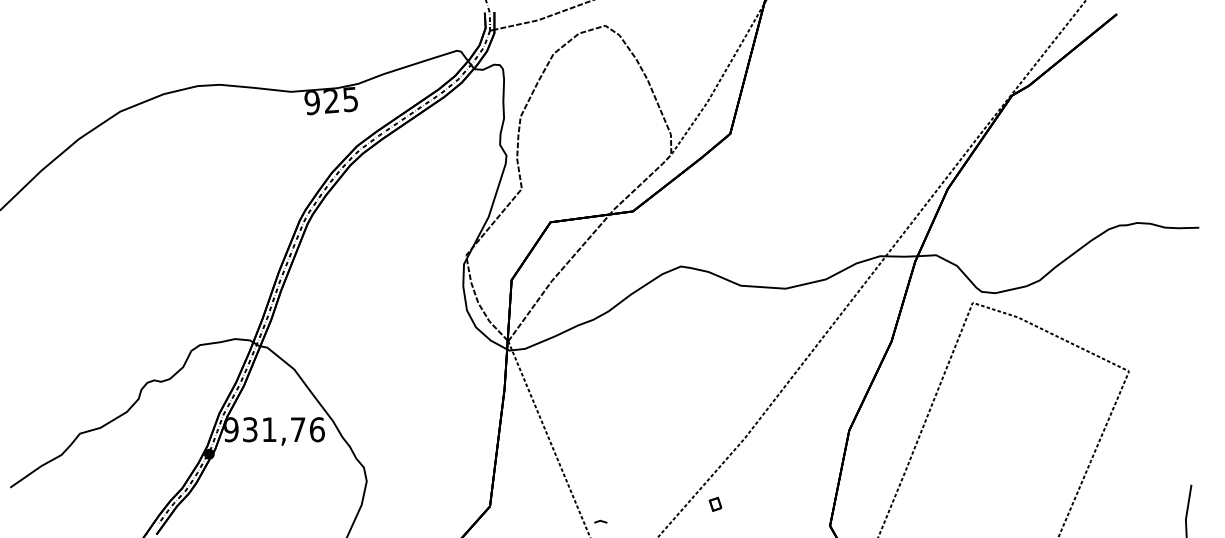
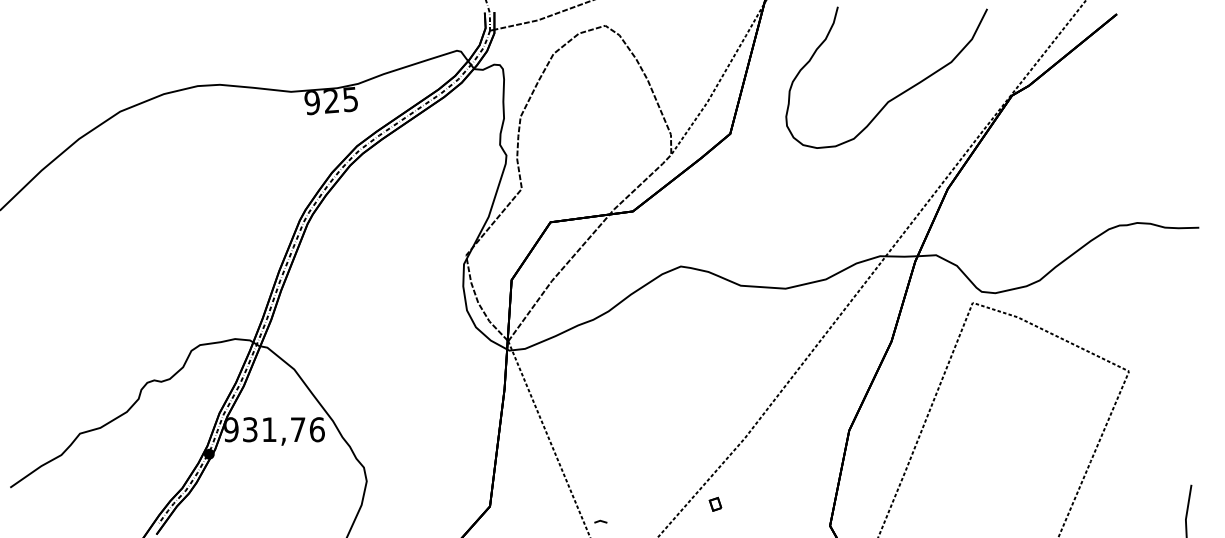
curve: none -> present (896, 95)
